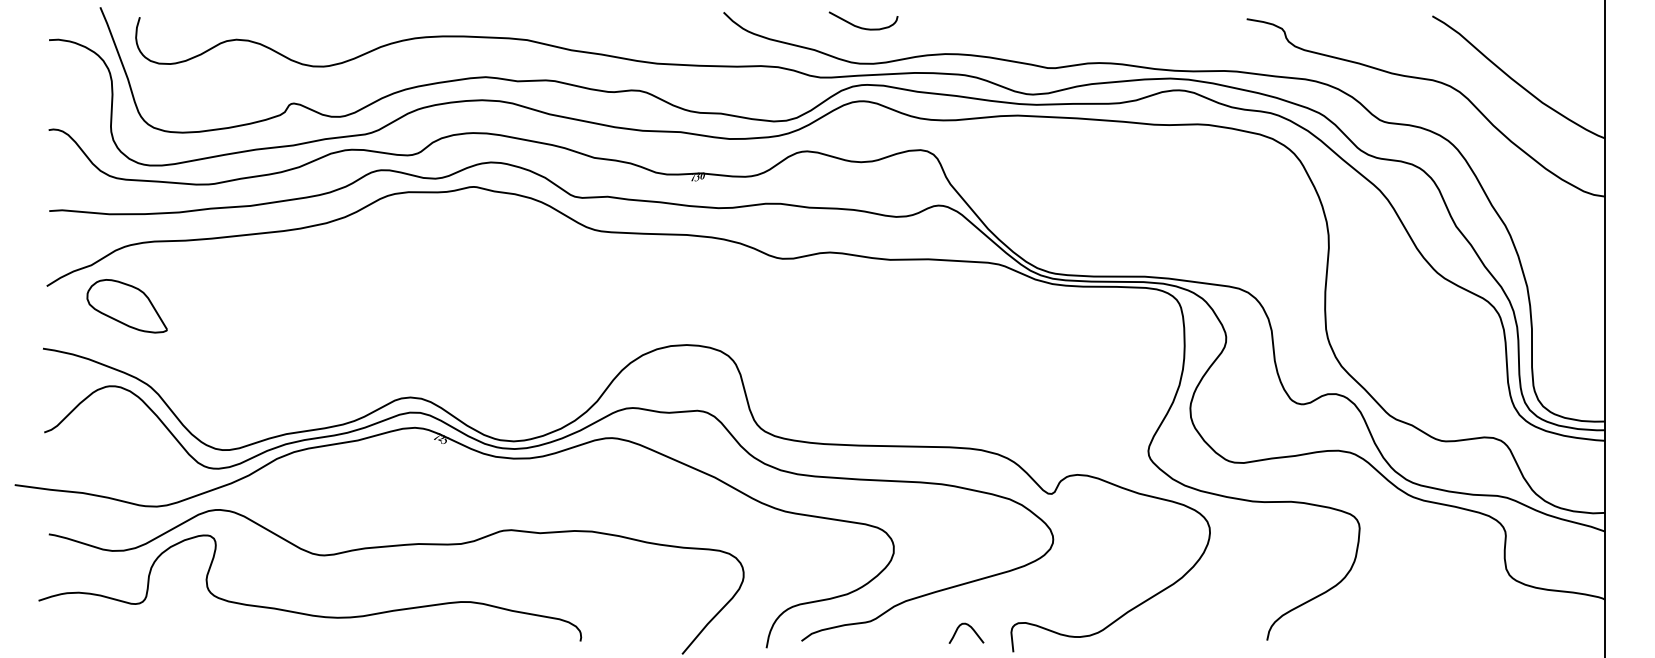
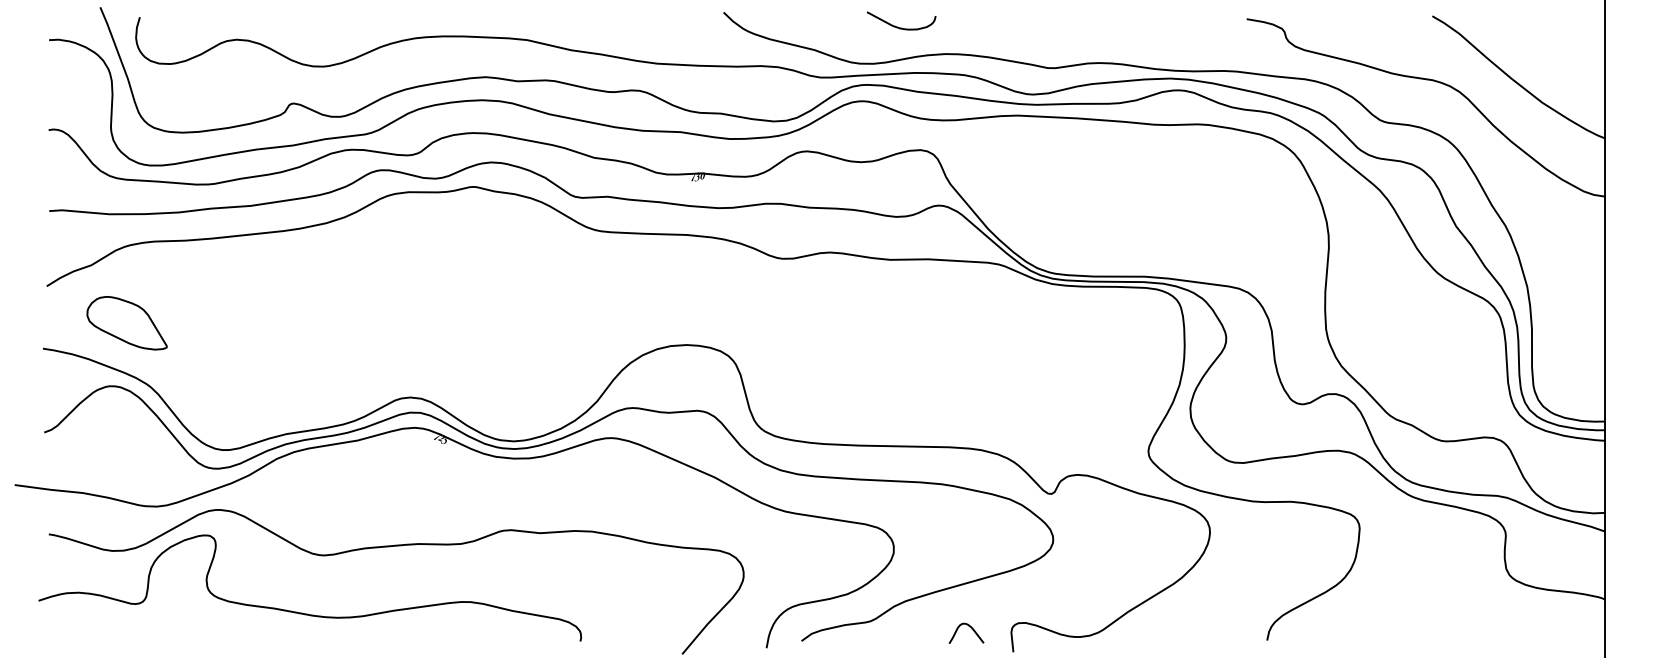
curve position: (860, 26) -> (898, 26) (898, 26)
part position: (126, 306) -> (126, 323) (126, 323)
